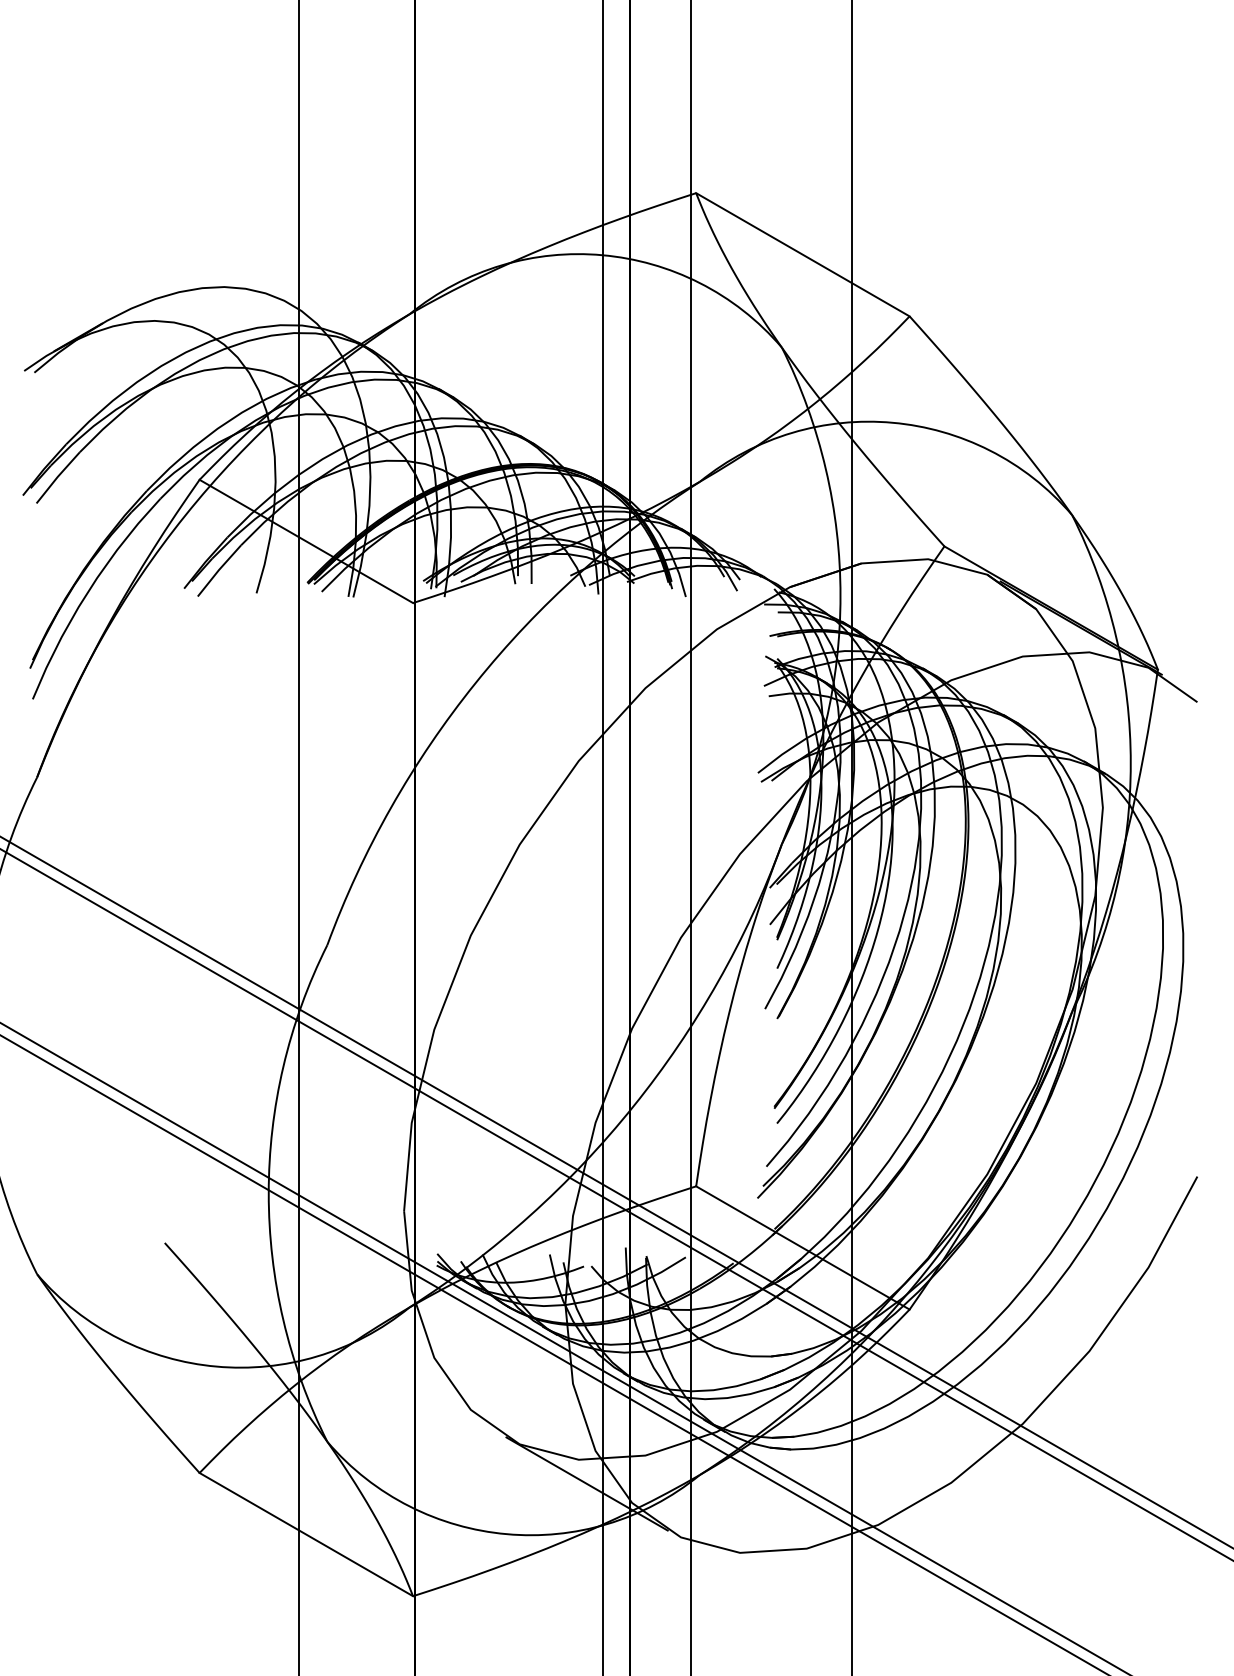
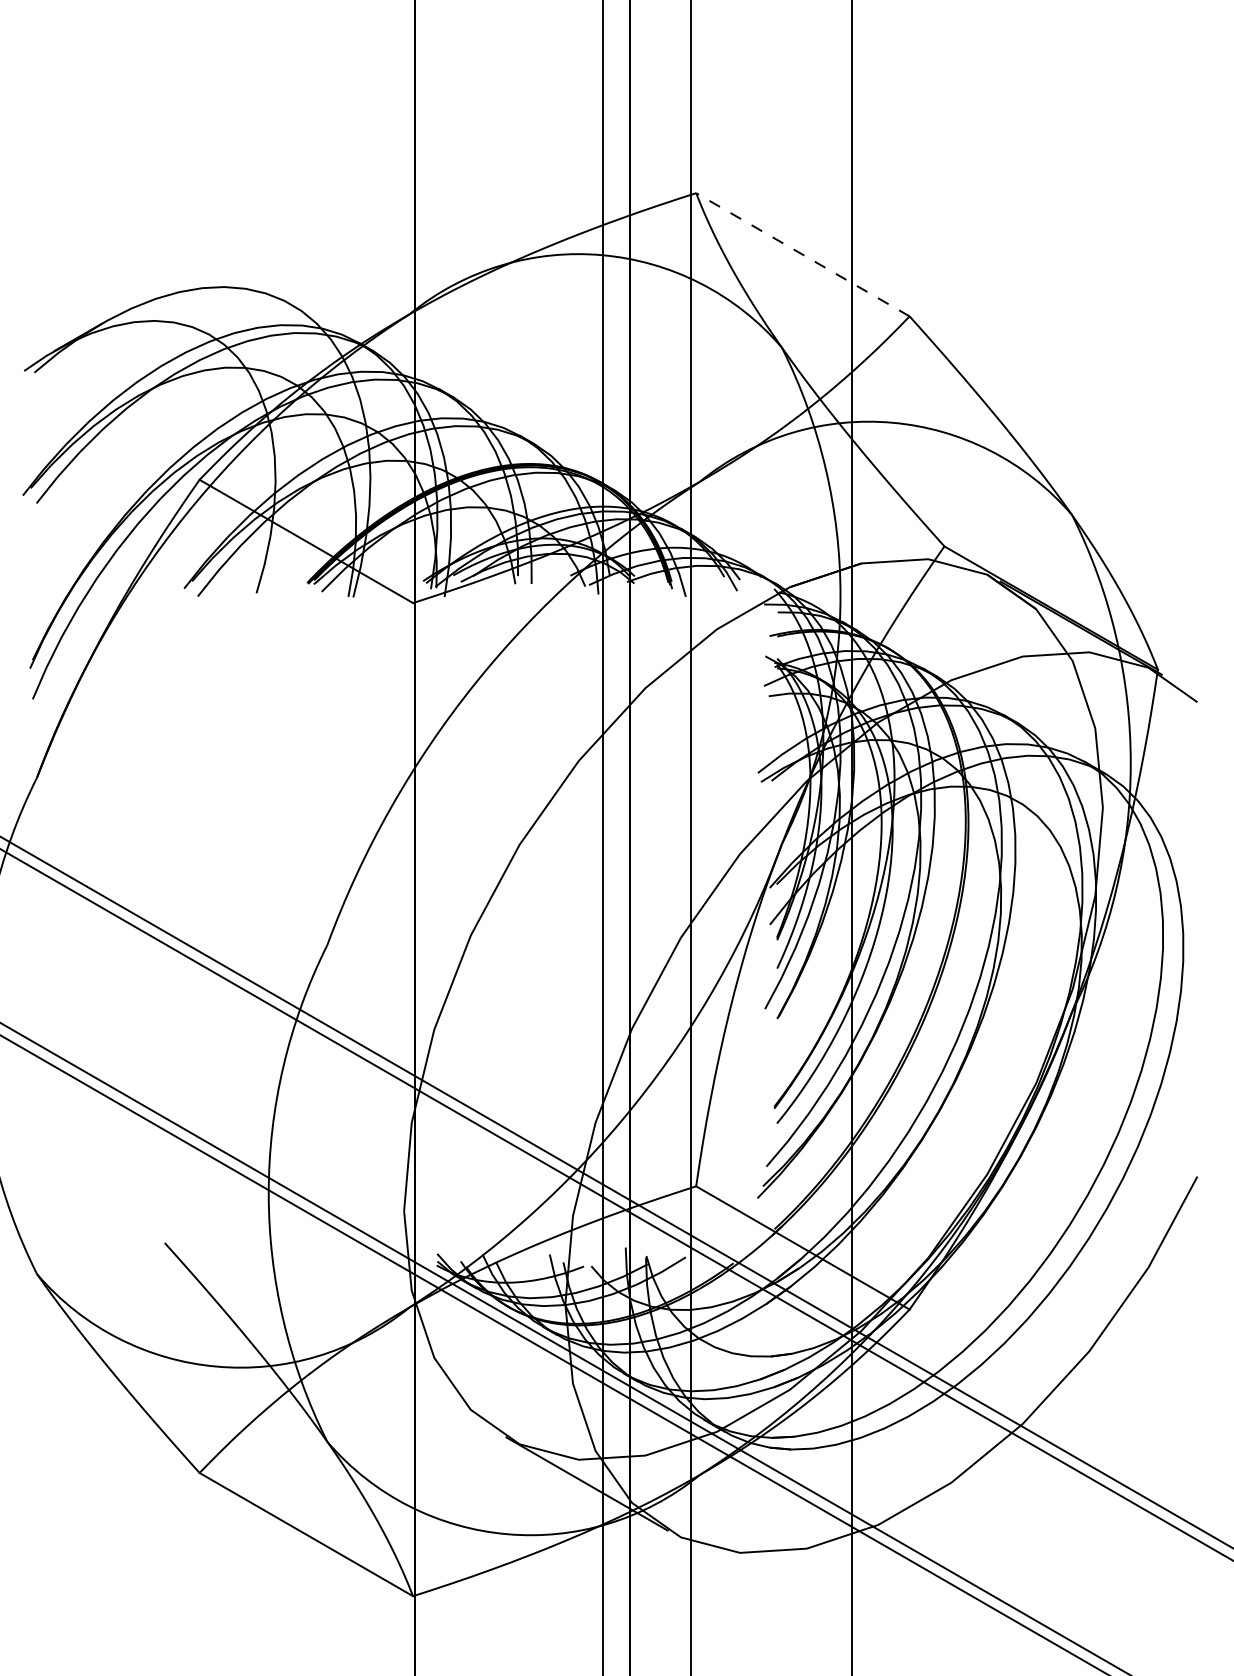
line: solid -> dashed (802, 254)
line: present -> none (299, 837)
